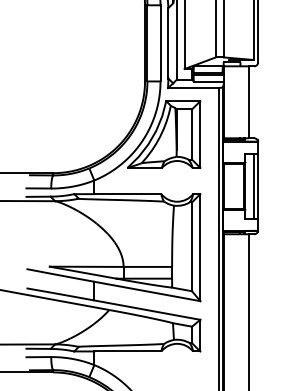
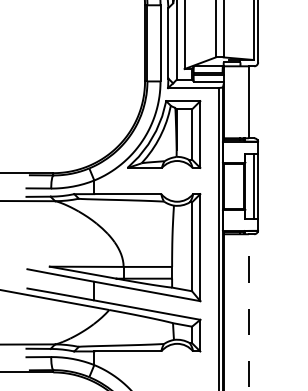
line: solid -> dashed (248, 312)
